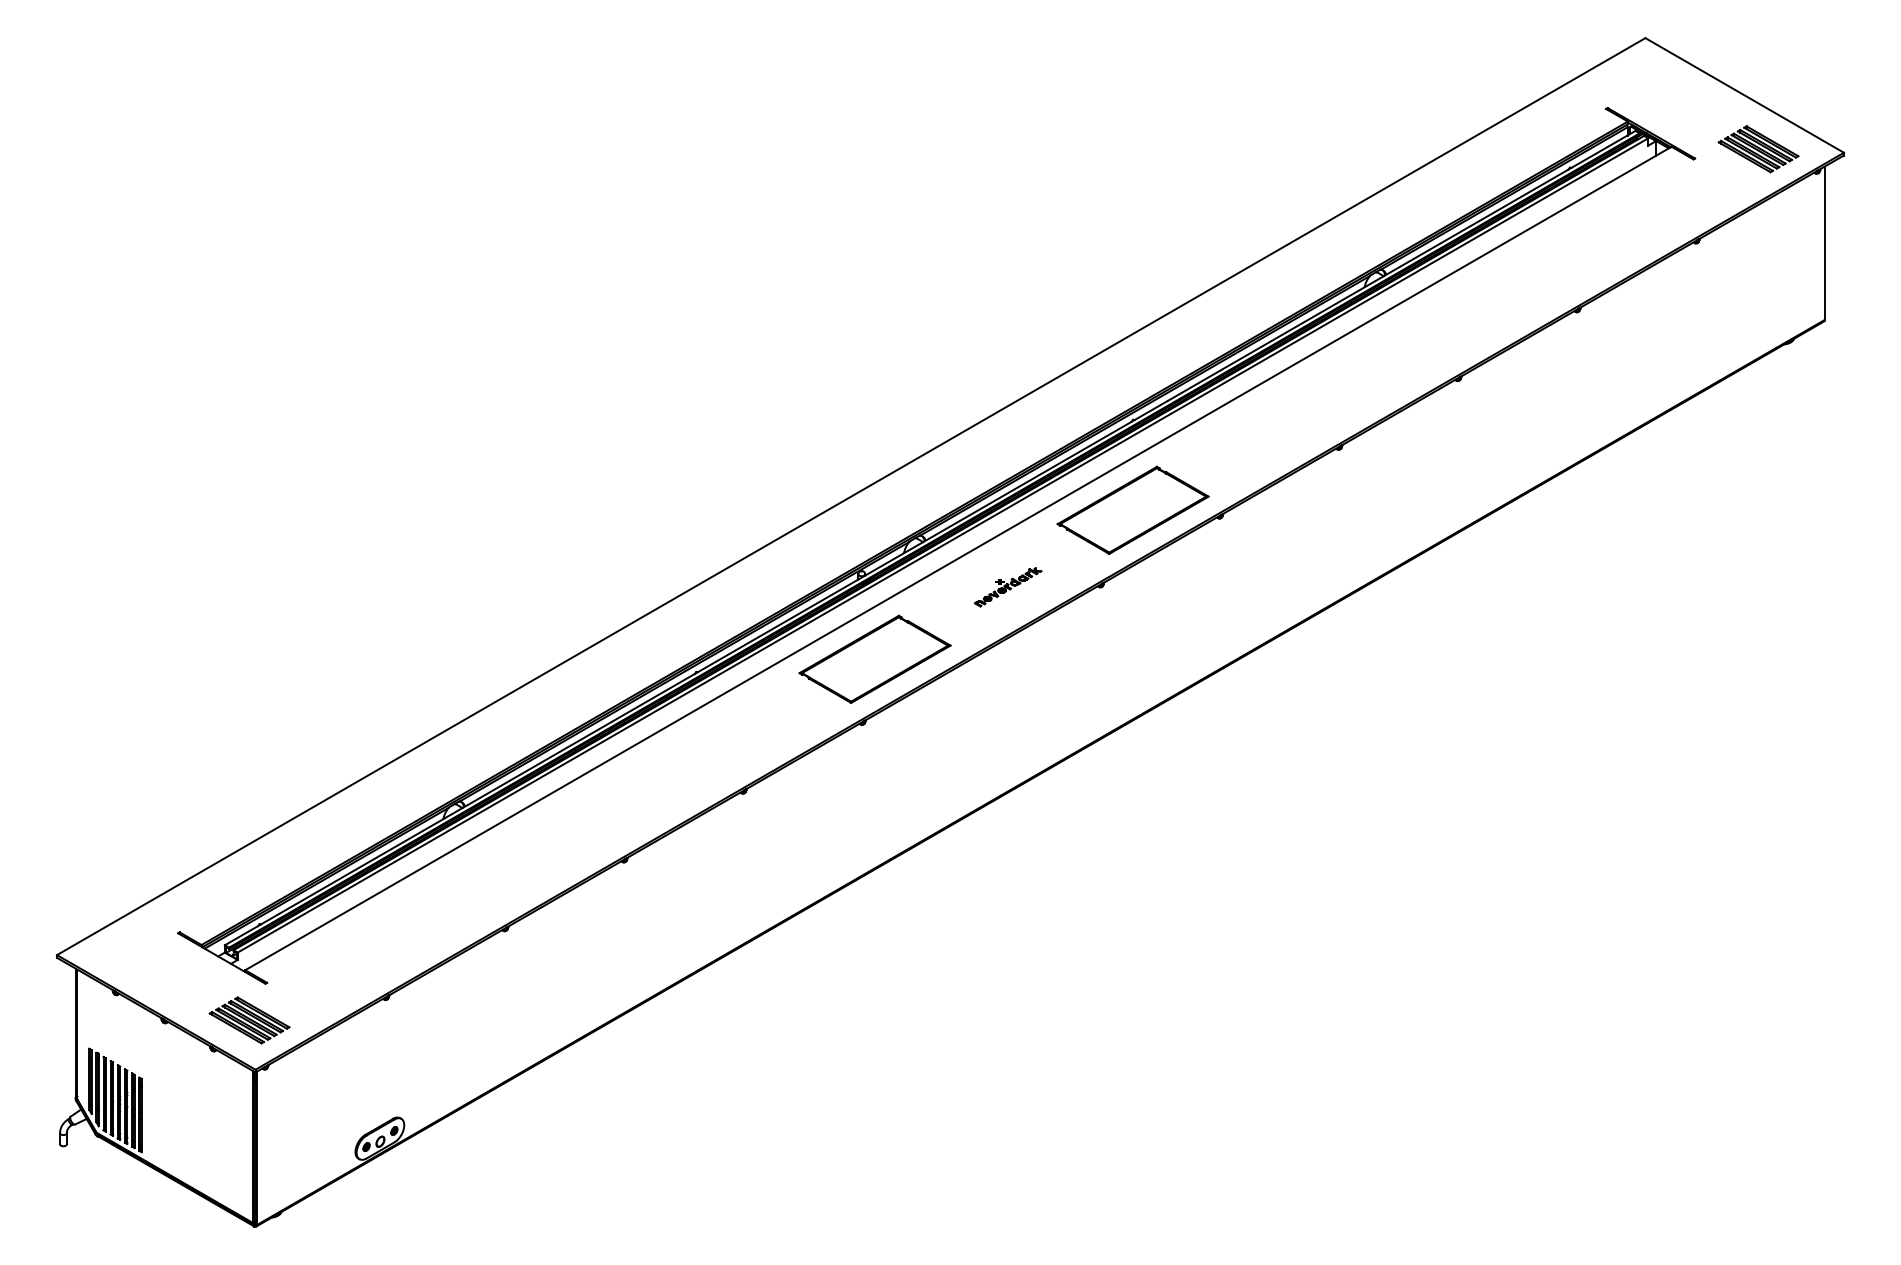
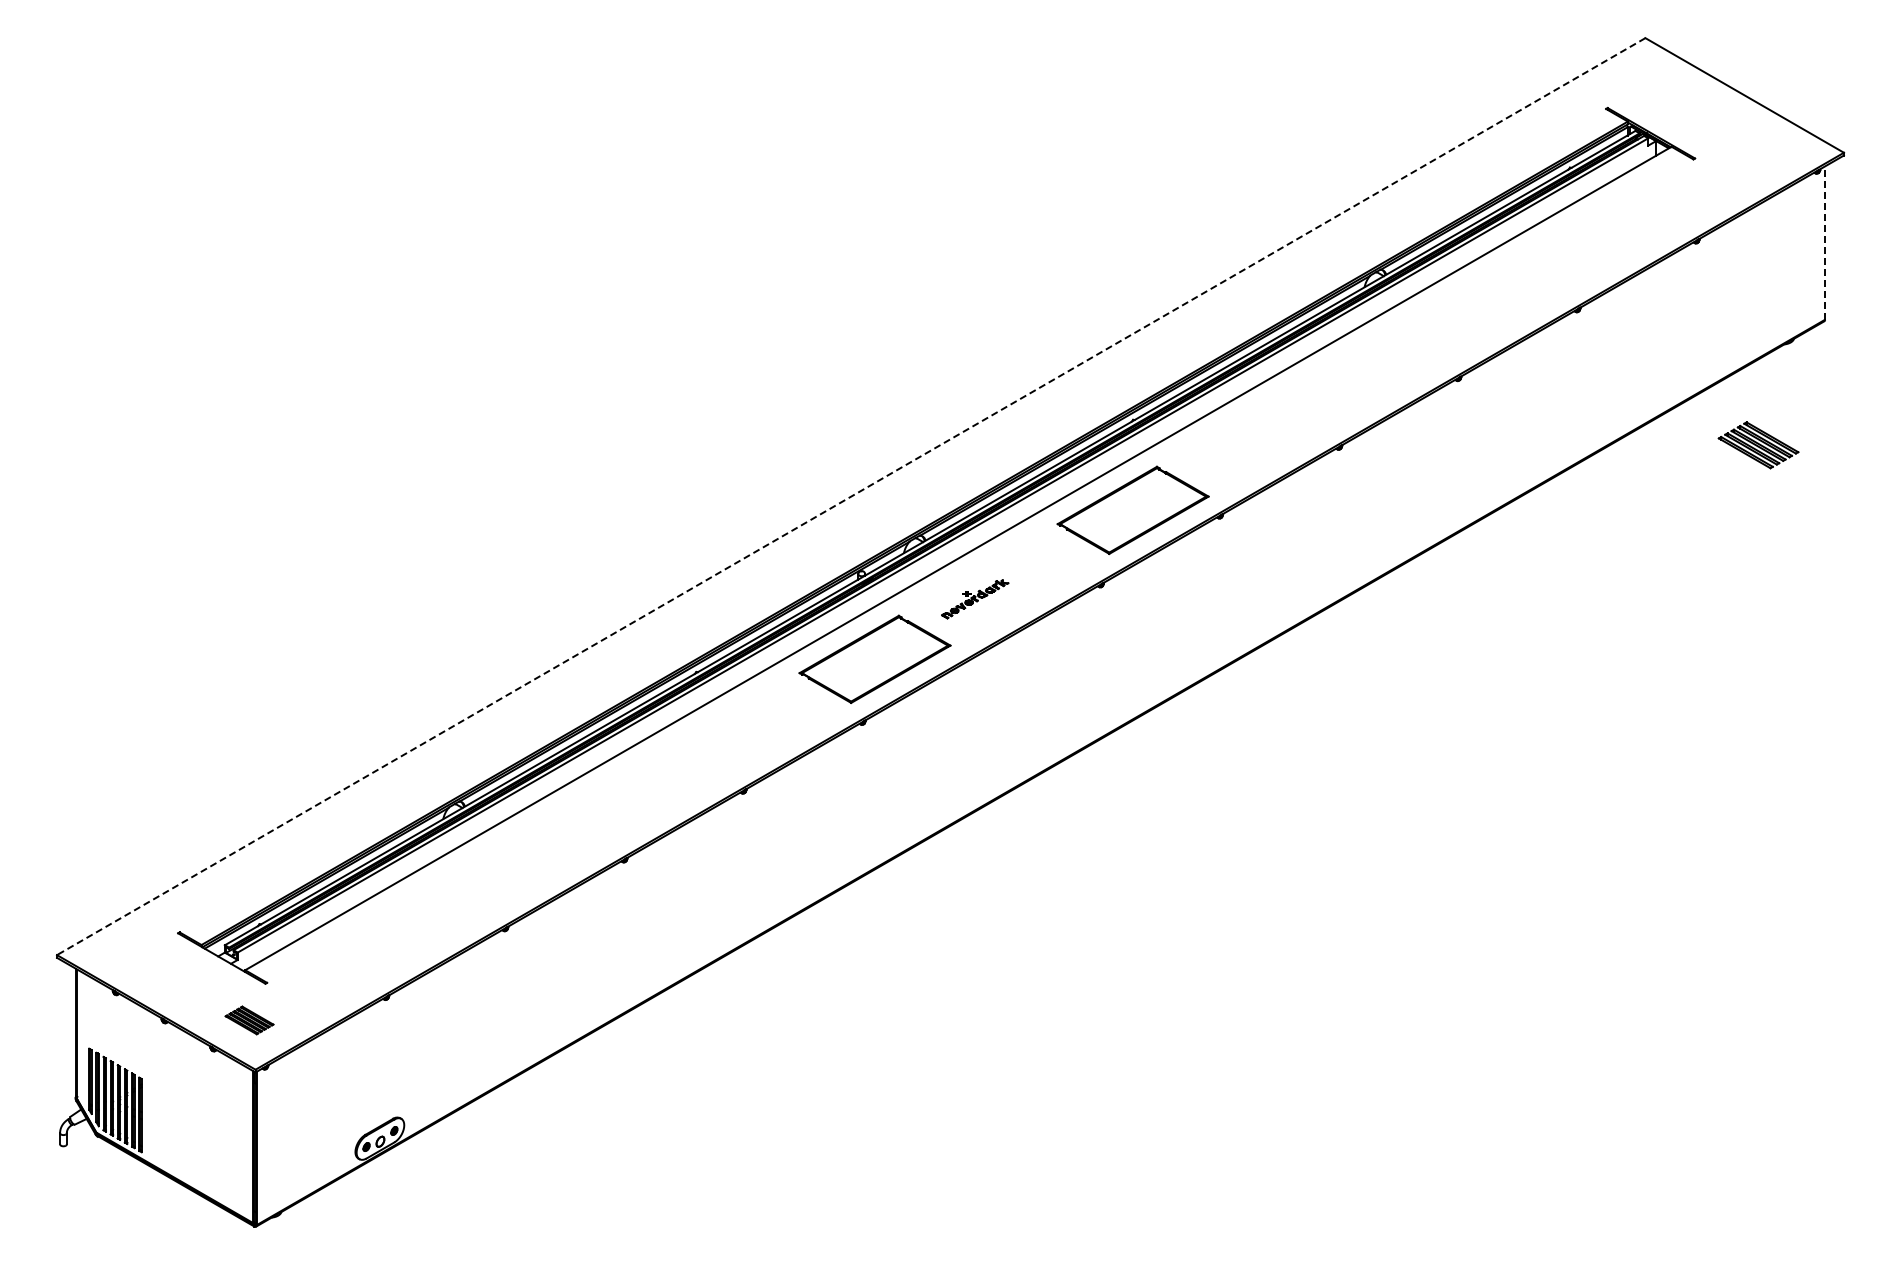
part position: (1758, 149) -> (1758, 445) (1758, 445)
line: solid -> dashed (1824, 243)
line: solid -> dashed (850, 496)
part position: (1008, 587) -> (975, 599) (975, 599)
part size: 83x49 px -> 51x31 px (249, 1020)
